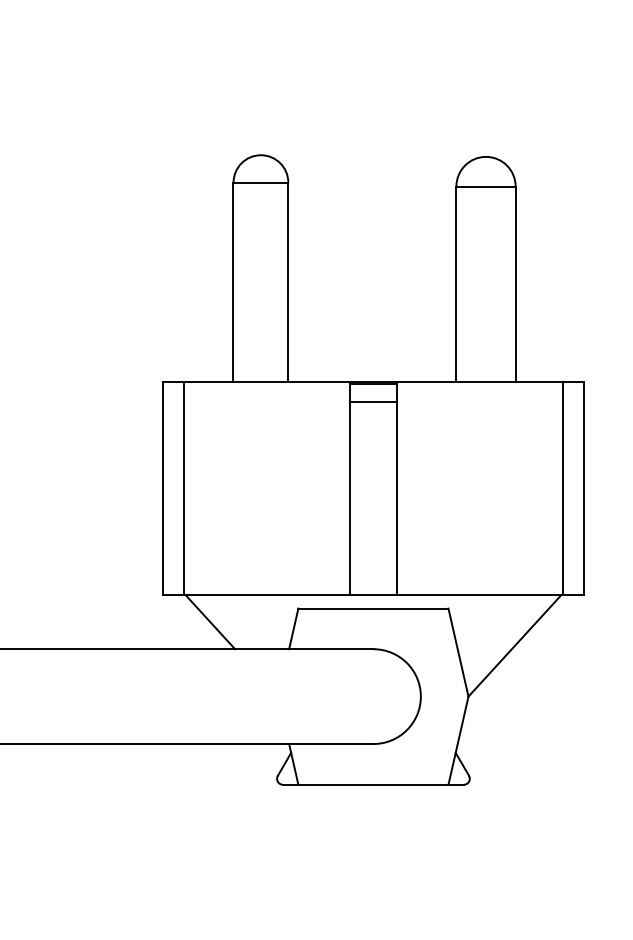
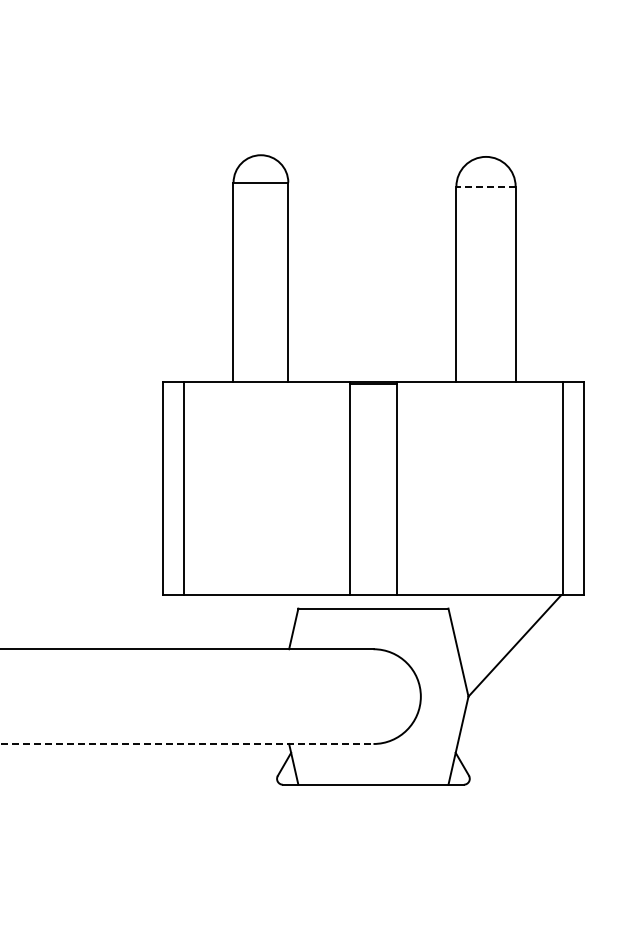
line: solid -> dashed (486, 186)
line: present -> none (373, 402)
line: present -> none (210, 622)
line: solid -> dashed (187, 744)
